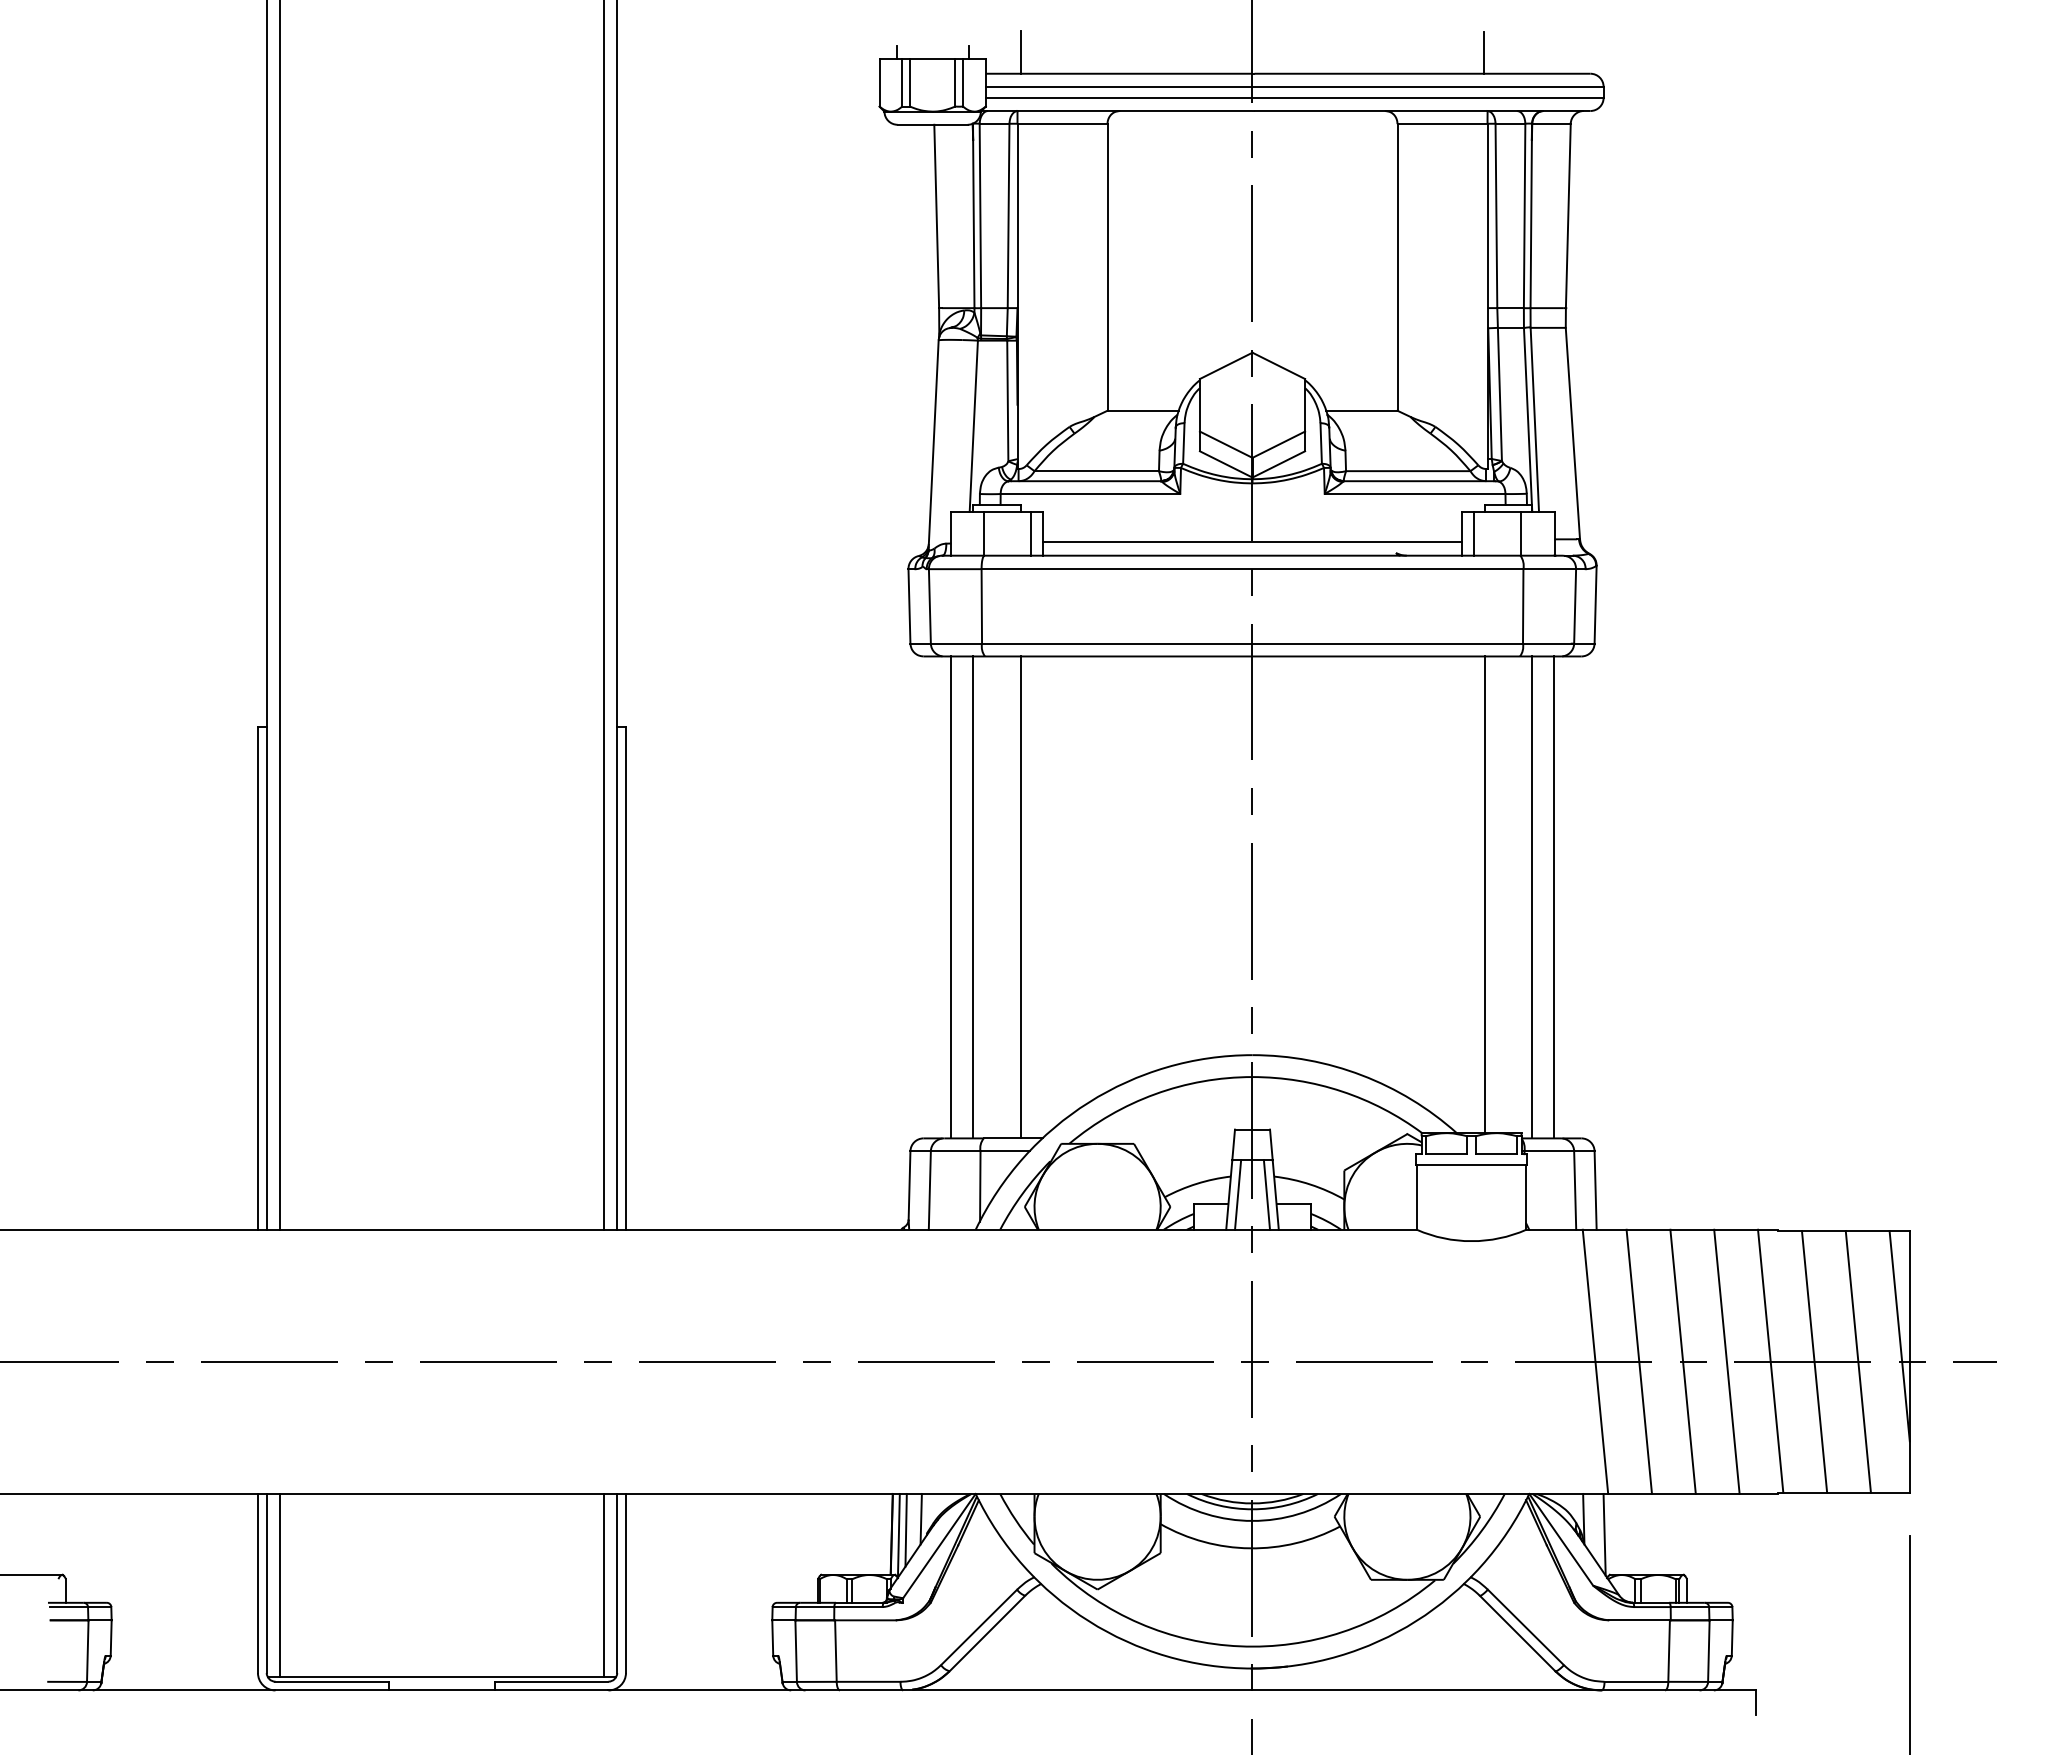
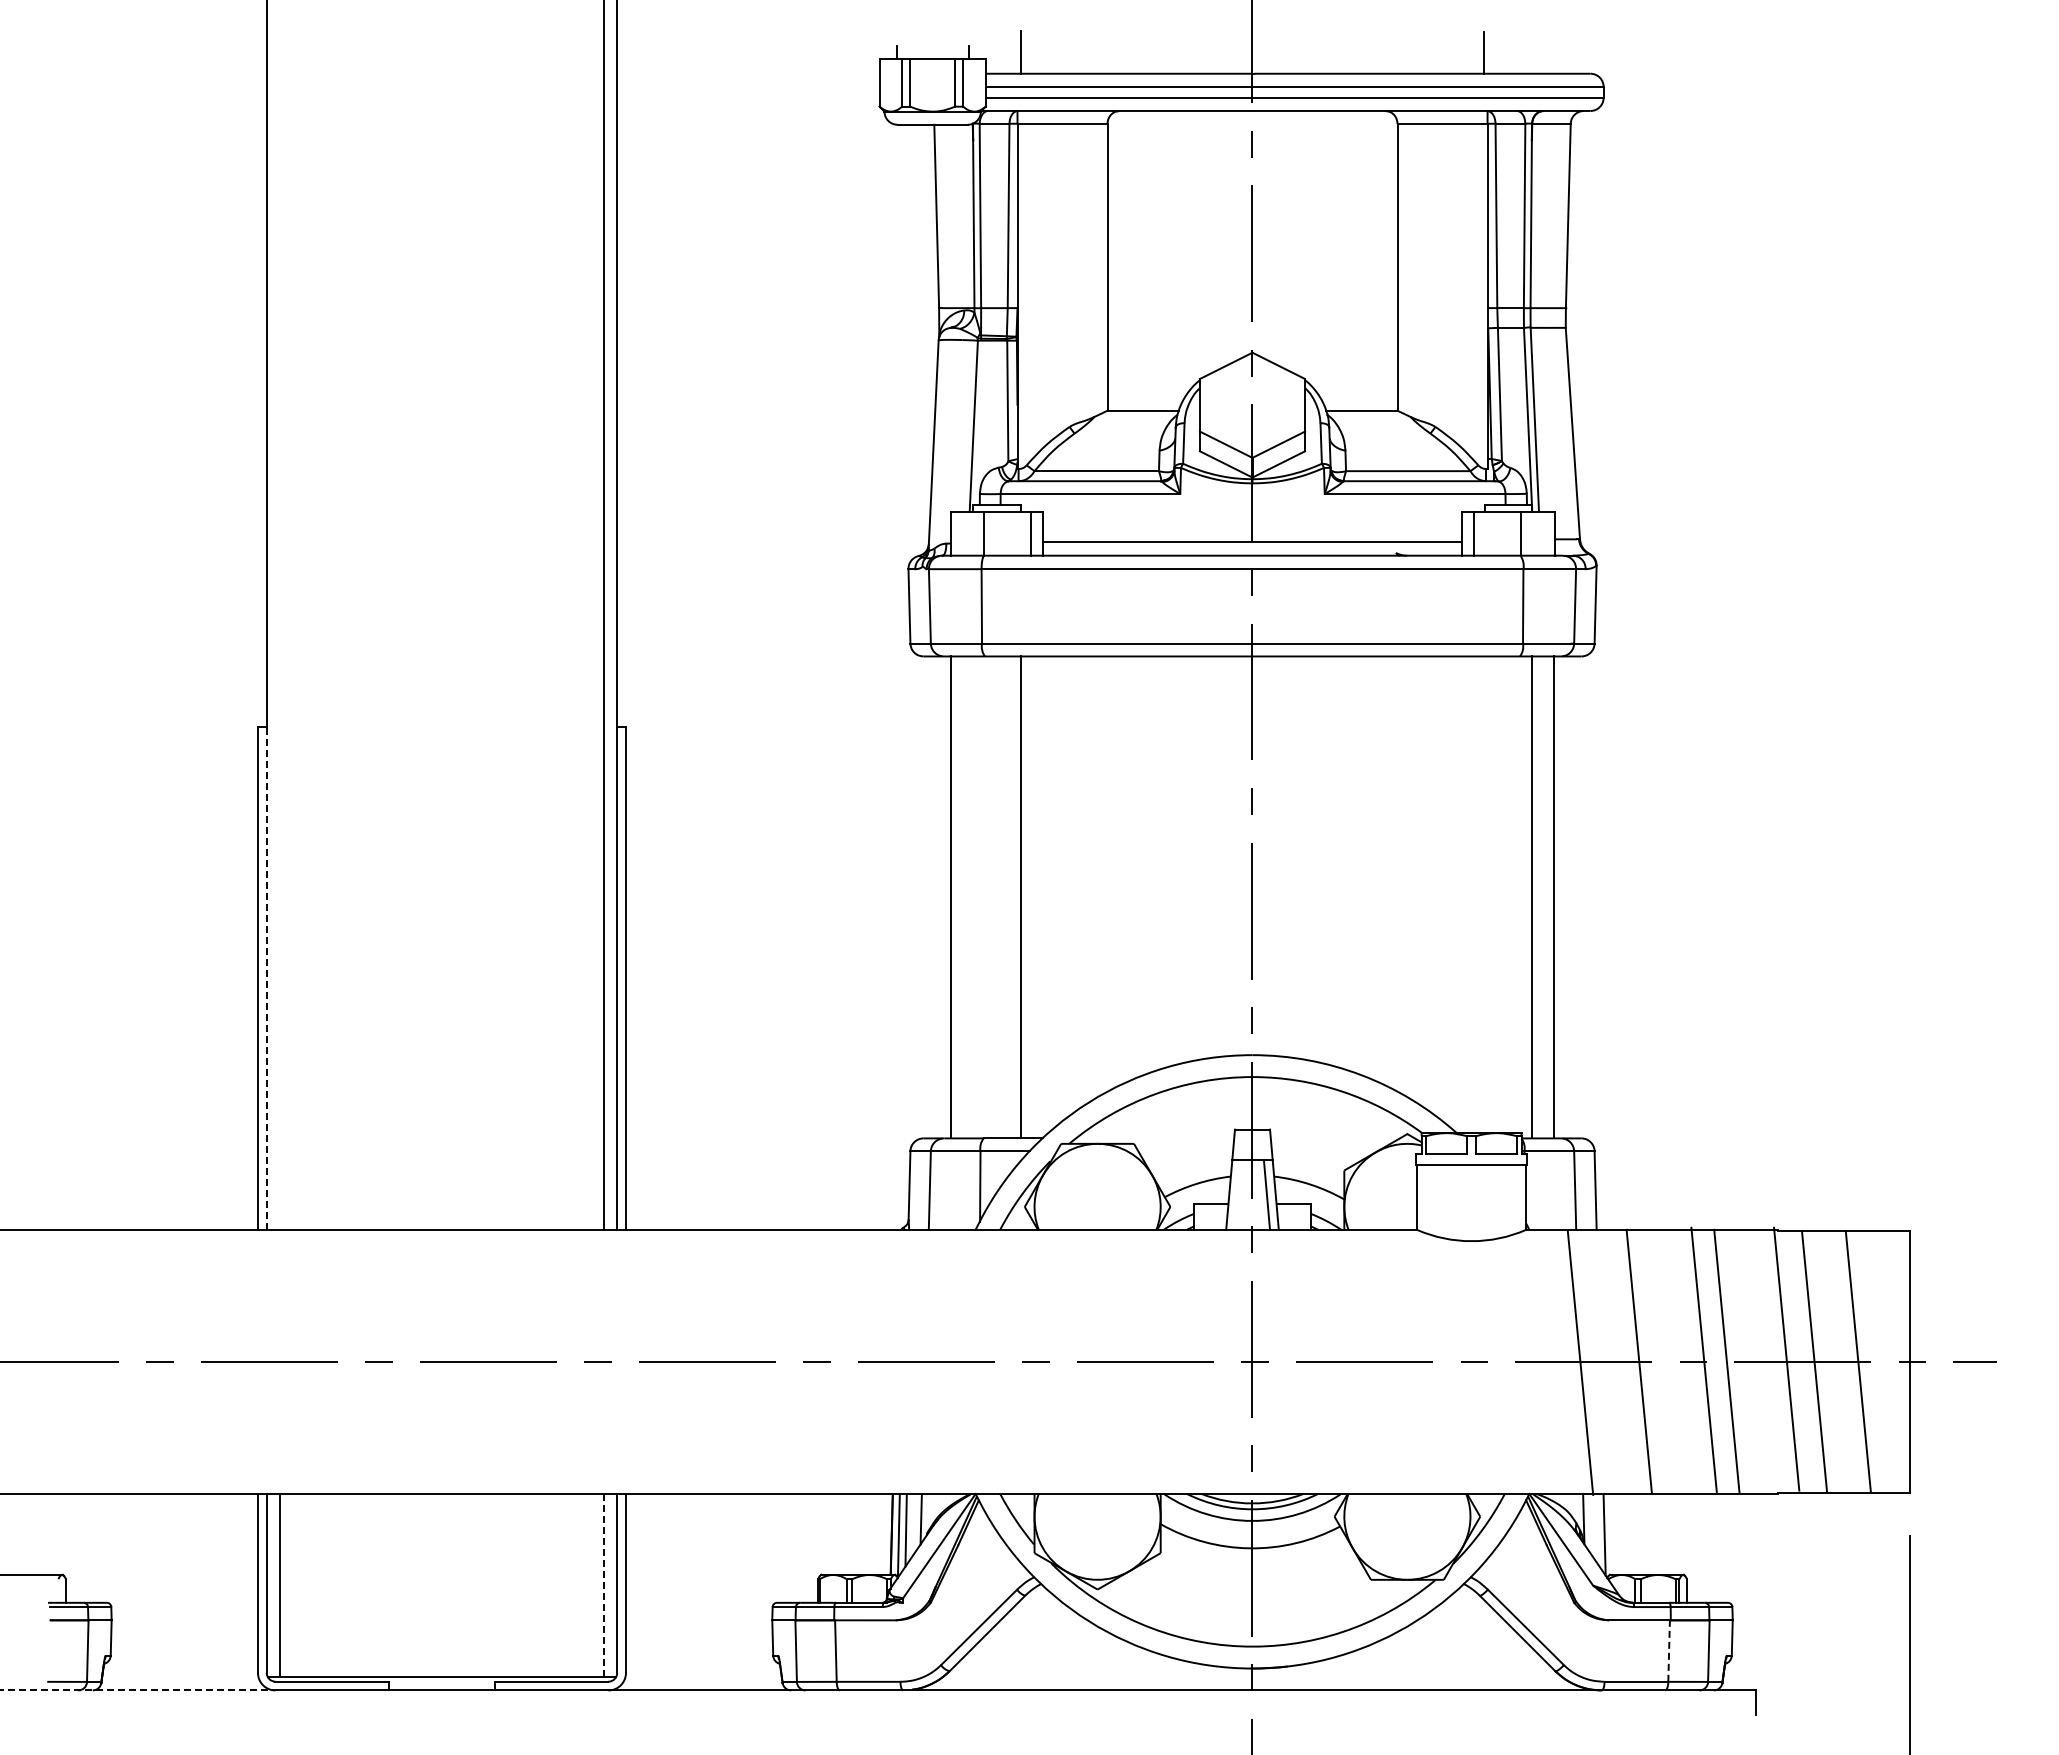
line: present -> none (279, 615)
line: present -> none (1484, 894)
line: present -> none (973, 897)
line: solid -> dashed (266, 978)
line: present -> none (1238, 1194)
line: present -> none (1899, 1336)
line position: (1770, 1360) -> (1786, 1358) (1786, 1358)
line position: (1595, 1361) -> (1580, 1362) (1580, 1362)
line position: (1682, 1361) -> (1703, 1359) (1703, 1359)
line: solid -> dashed (604, 1585)
line: solid -> dashed (1669, 1651)
line: solid -> dashed (138, 1690)
